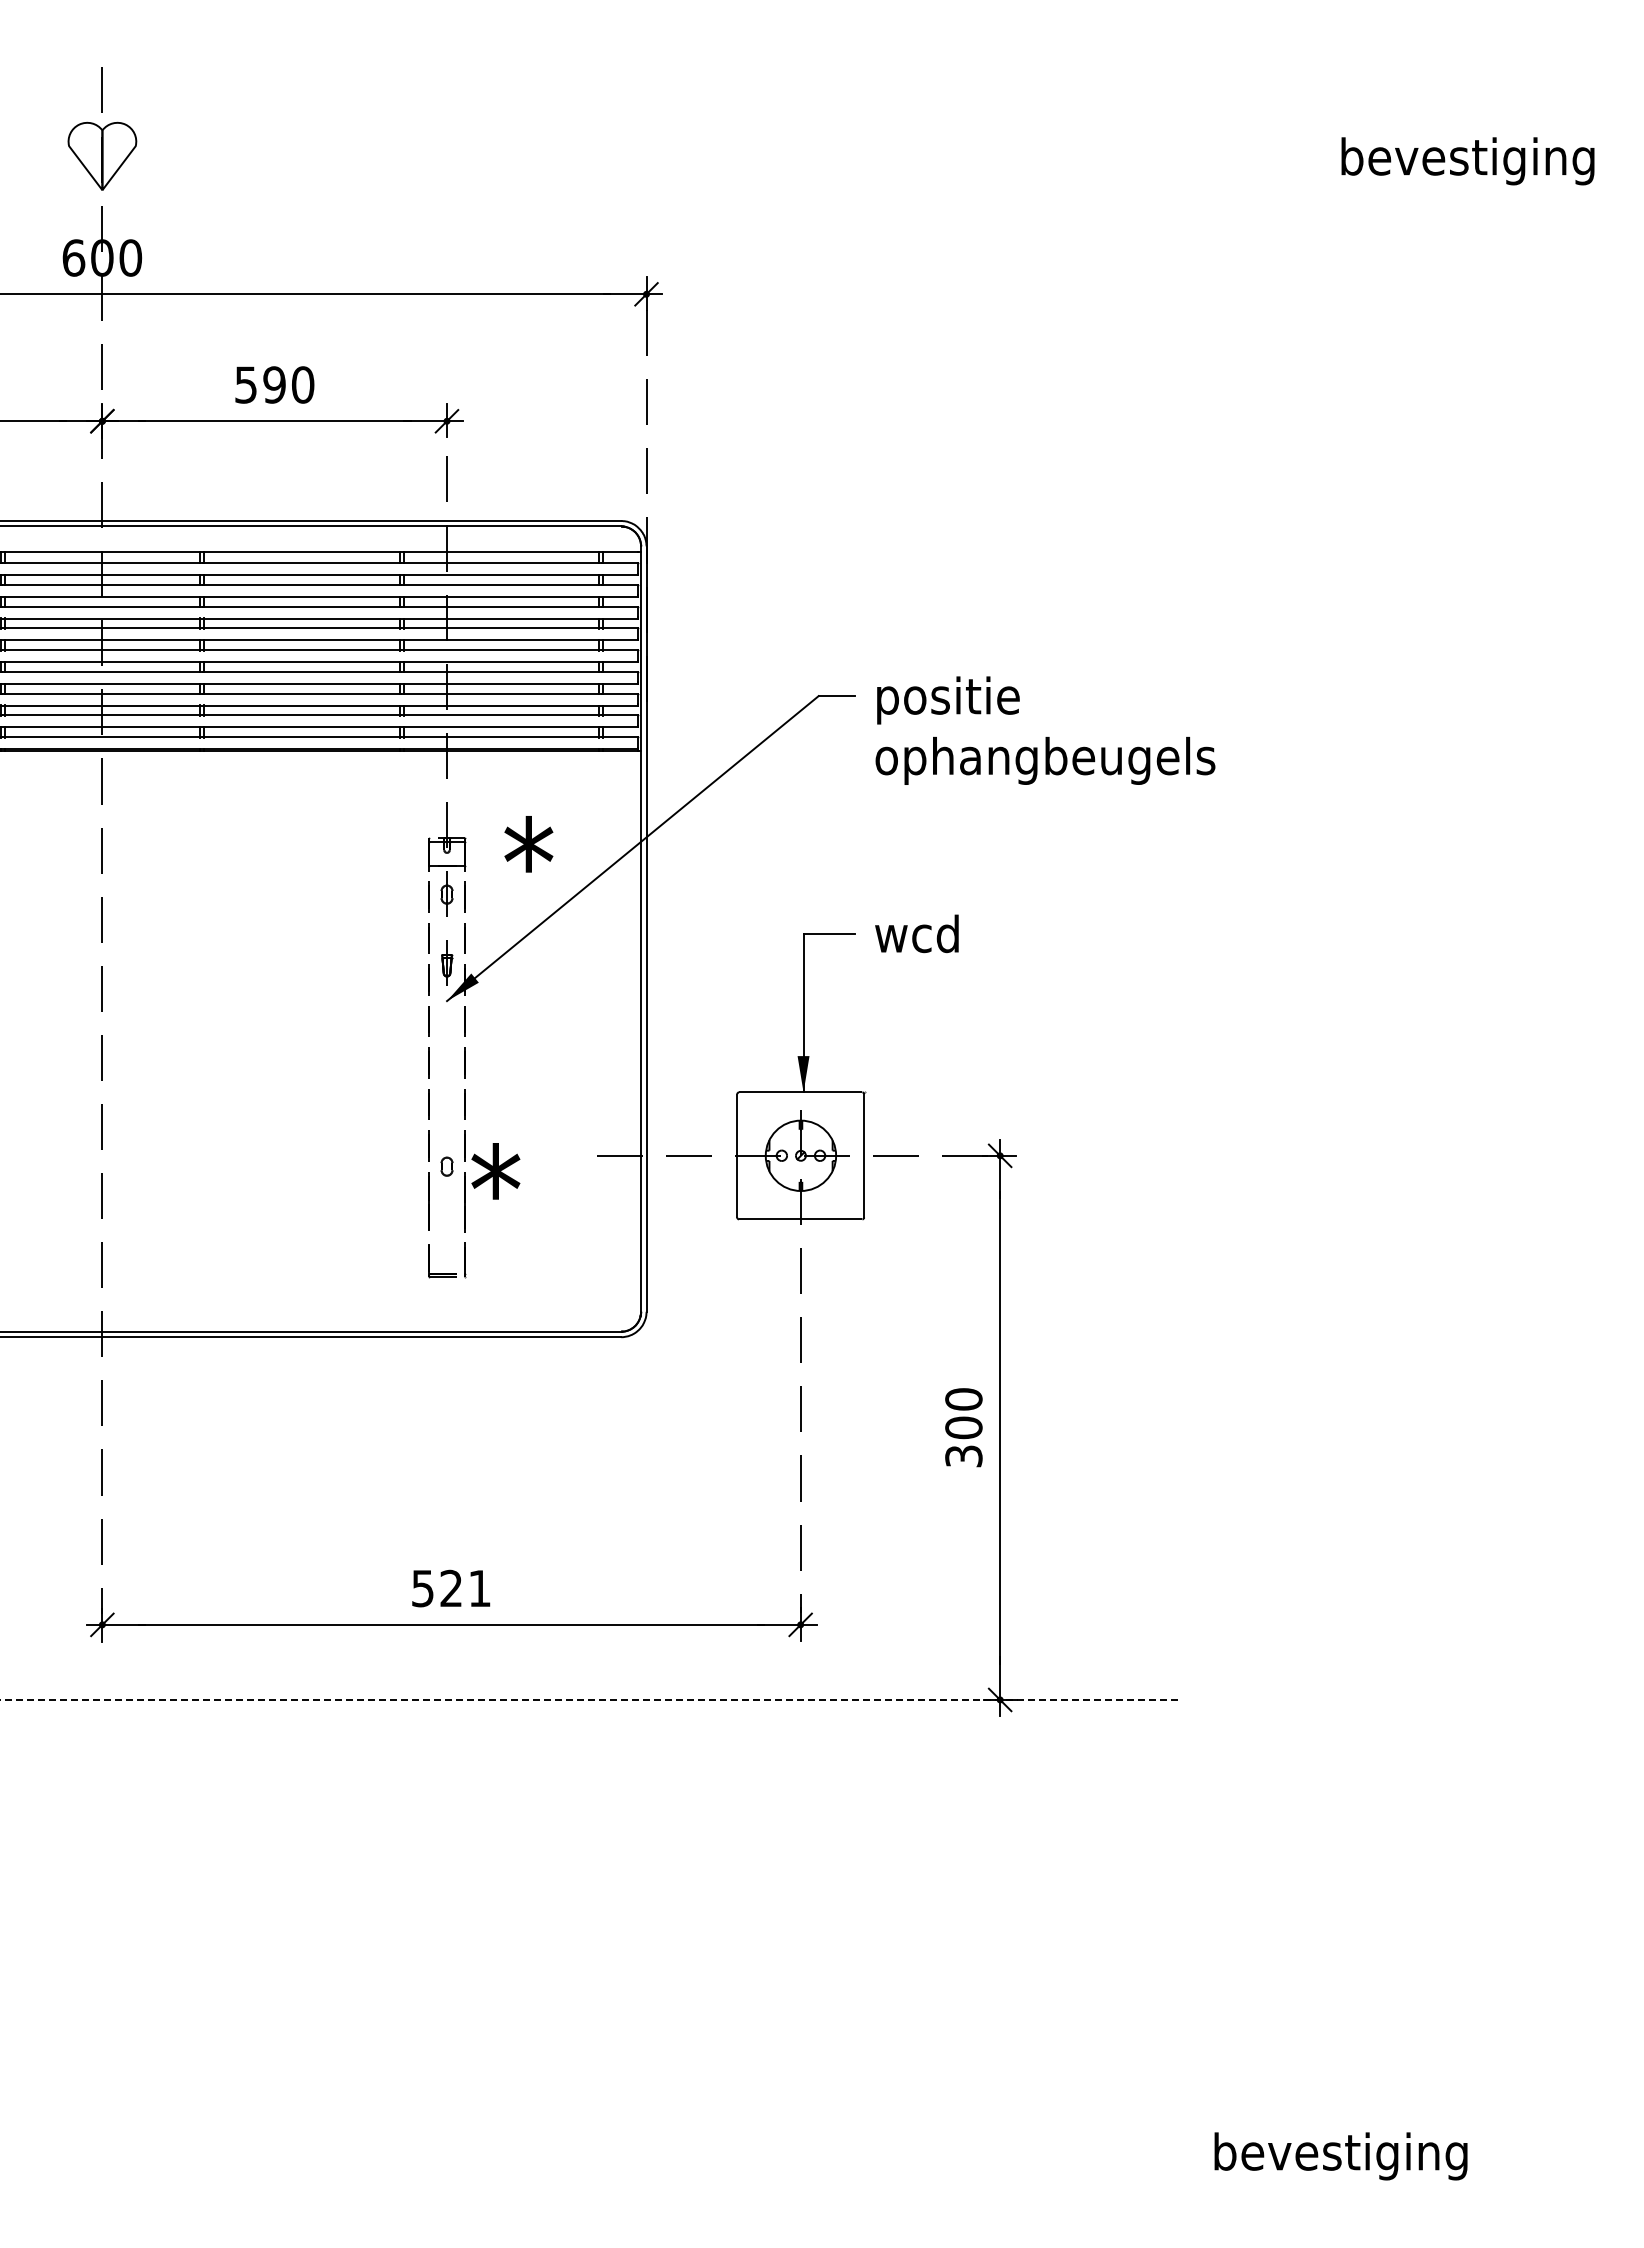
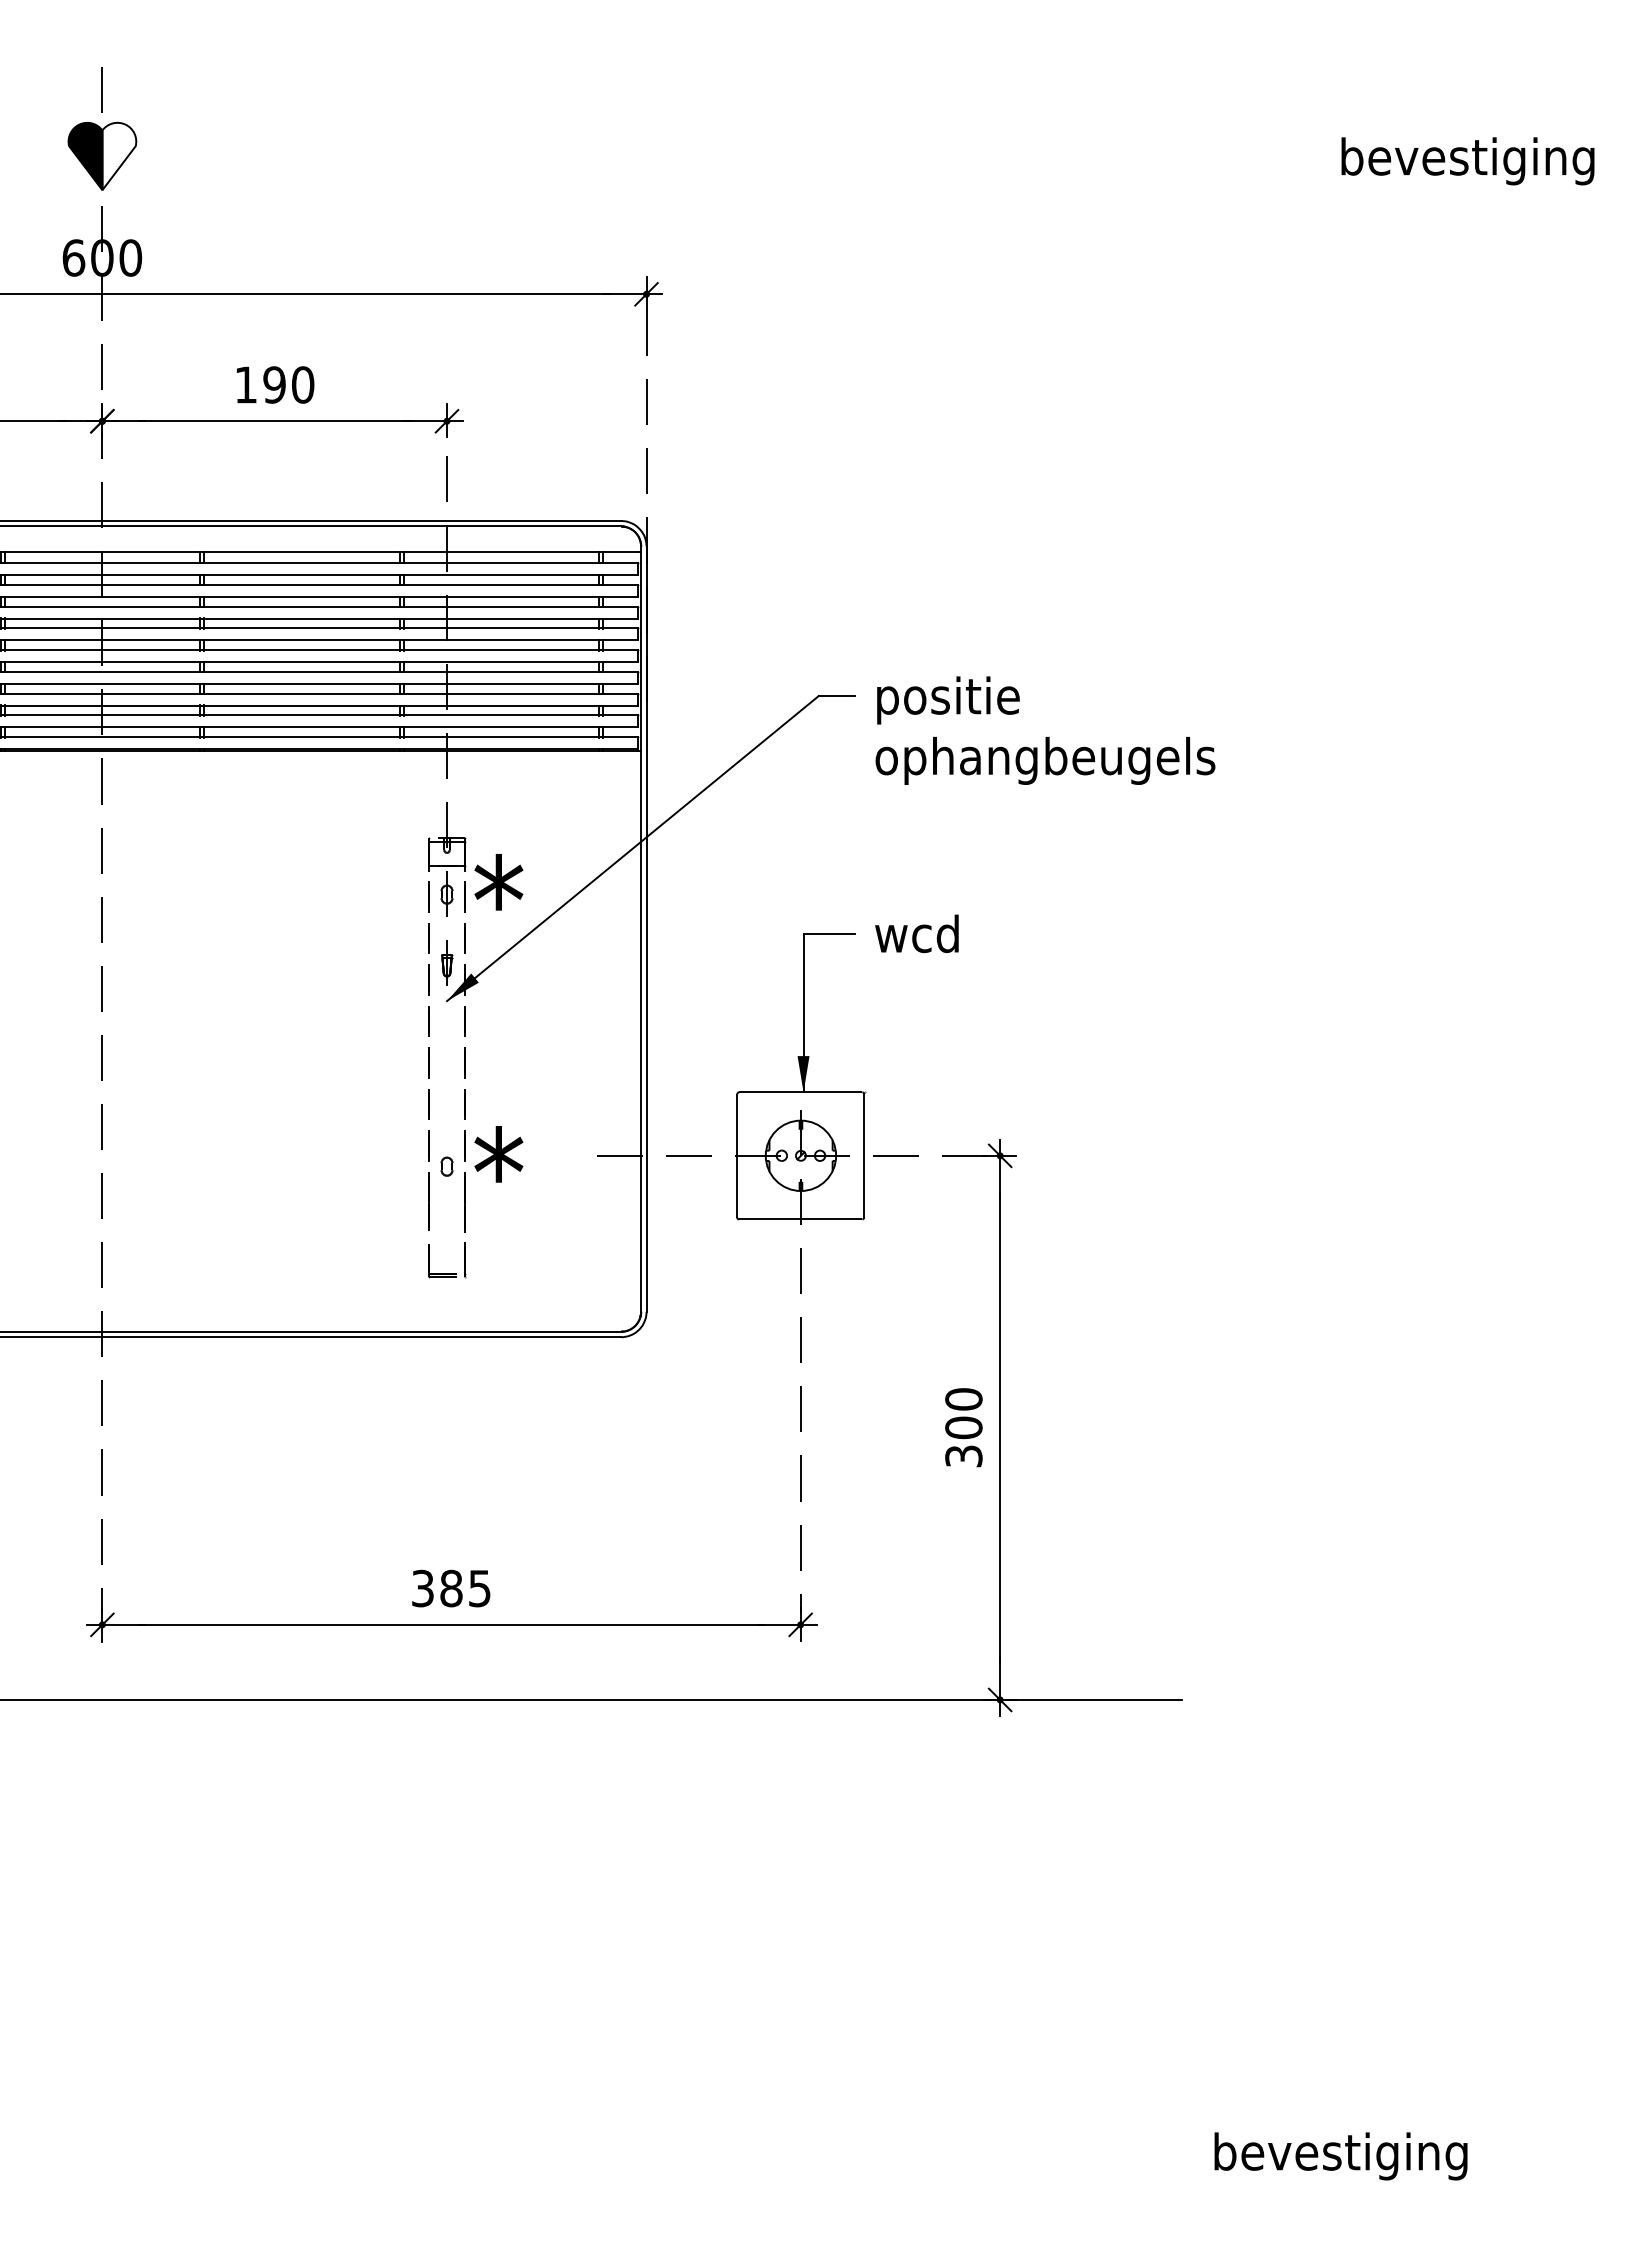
fill: none -> present (85, 156)
text: 590 -> 190 (245, 384)
text position: (528, 844) -> (498, 882) (498, 882)
text position: (495, 1171) -> (498, 1154) (498, 1154)
text: 521 -> 385 (451, 1588)
line: dashed -> solid (591, 1699)
